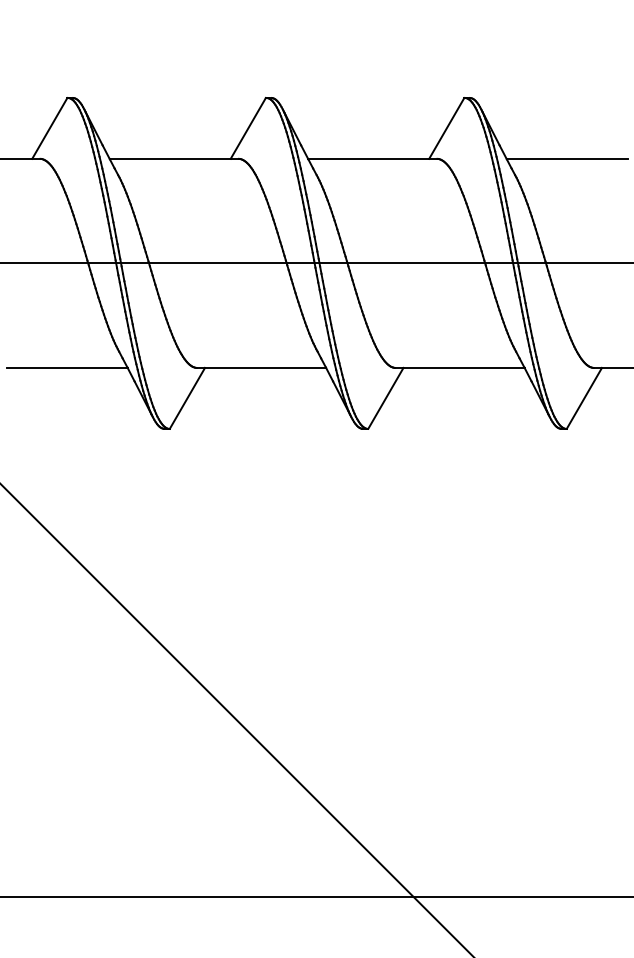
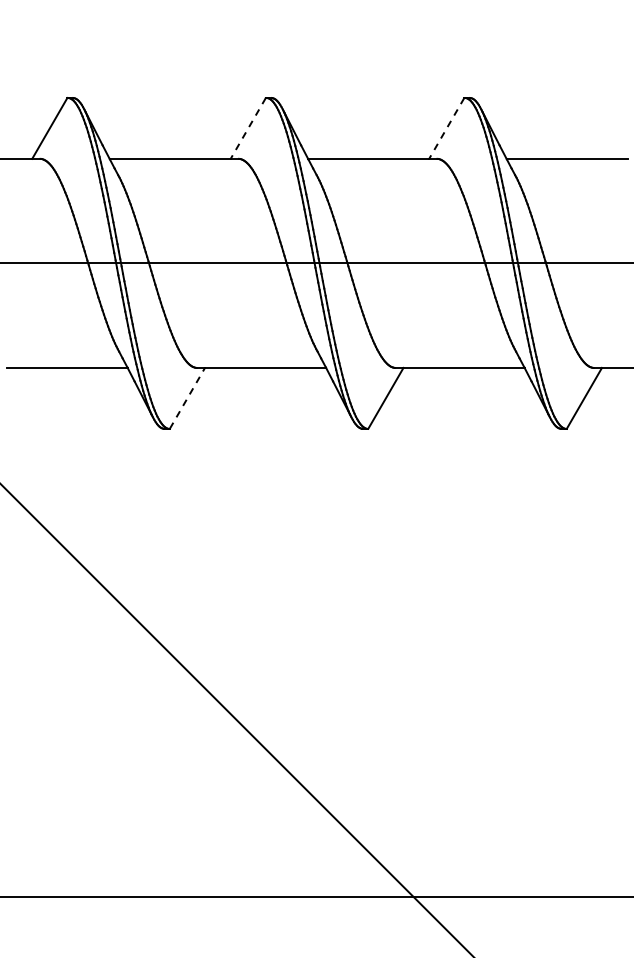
line: solid -> dashed (248, 128)
line: solid -> dashed (446, 128)
line: solid -> dashed (187, 397)
